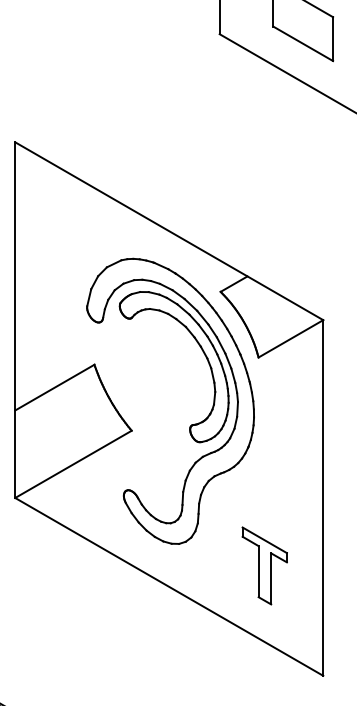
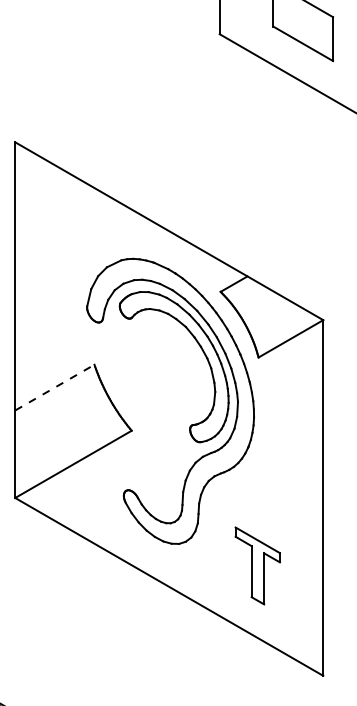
line: solid -> dashed (54, 387)
part position: (264, 565) -> (257, 565) (257, 565)
